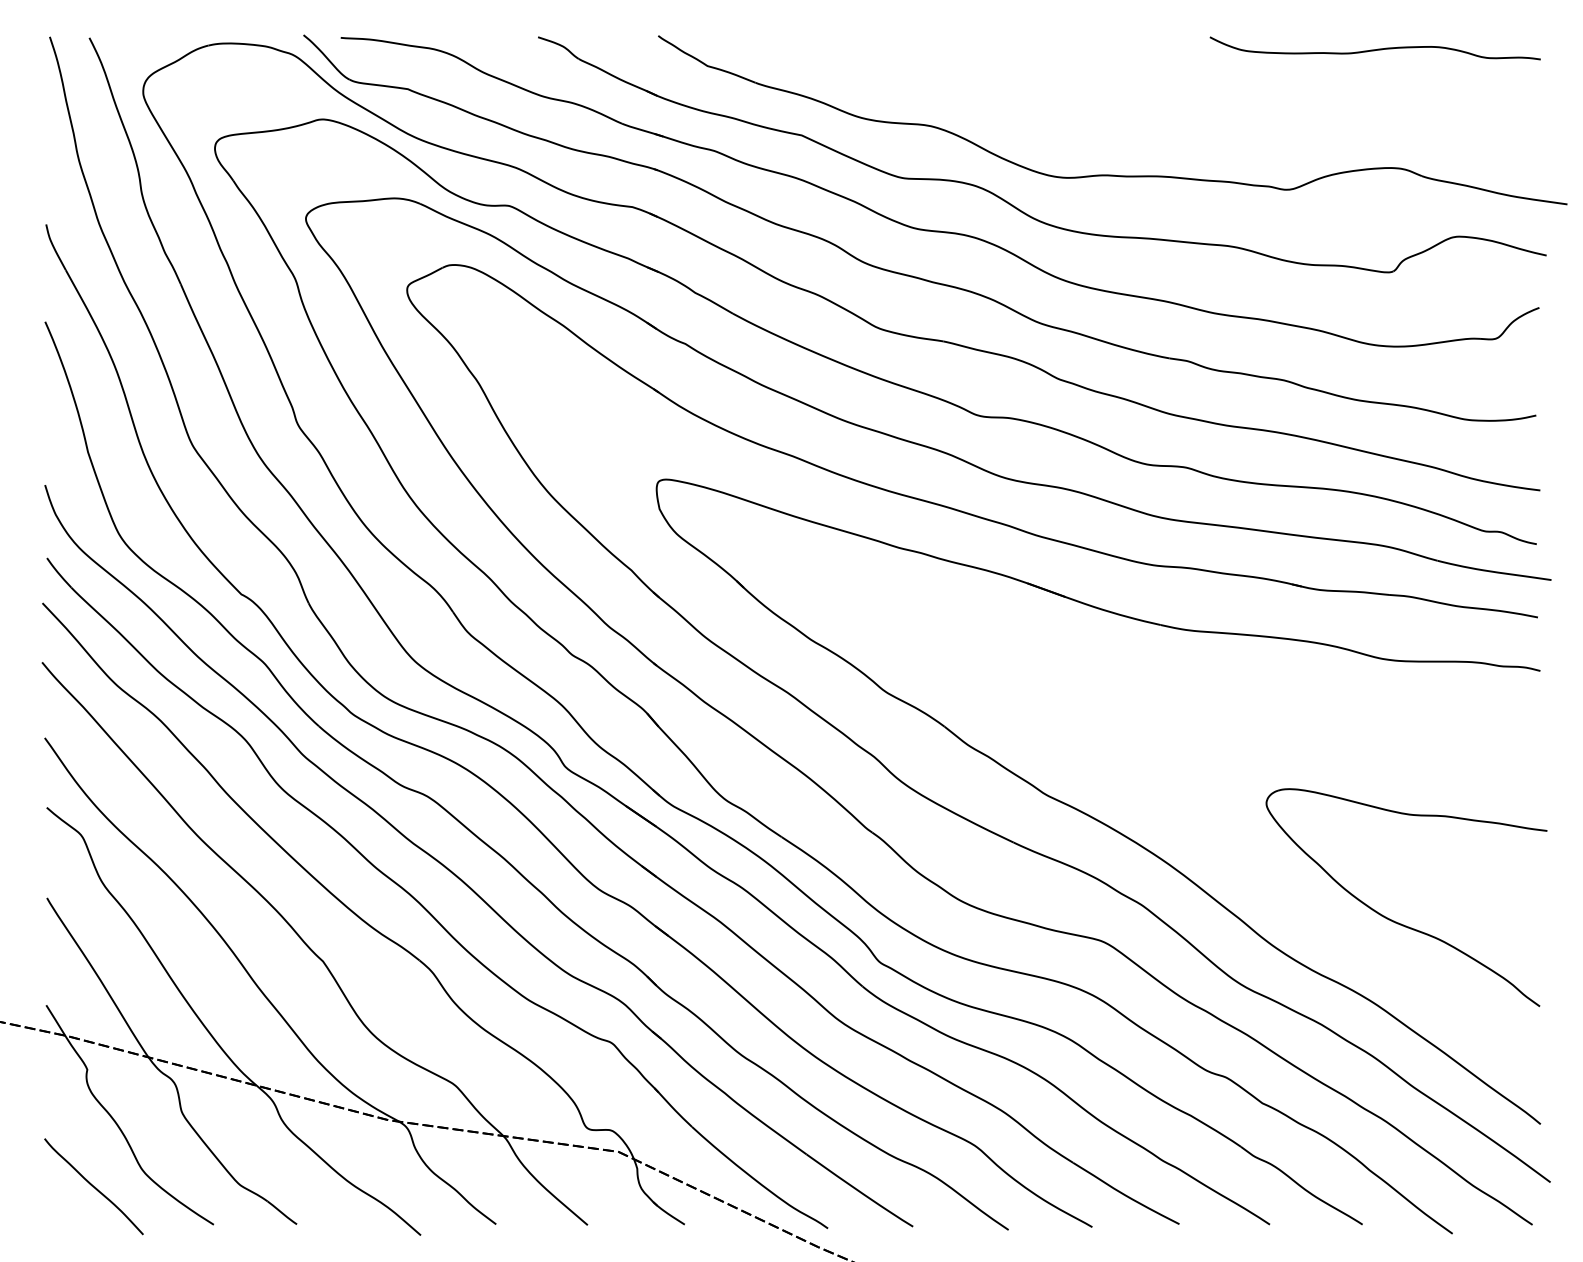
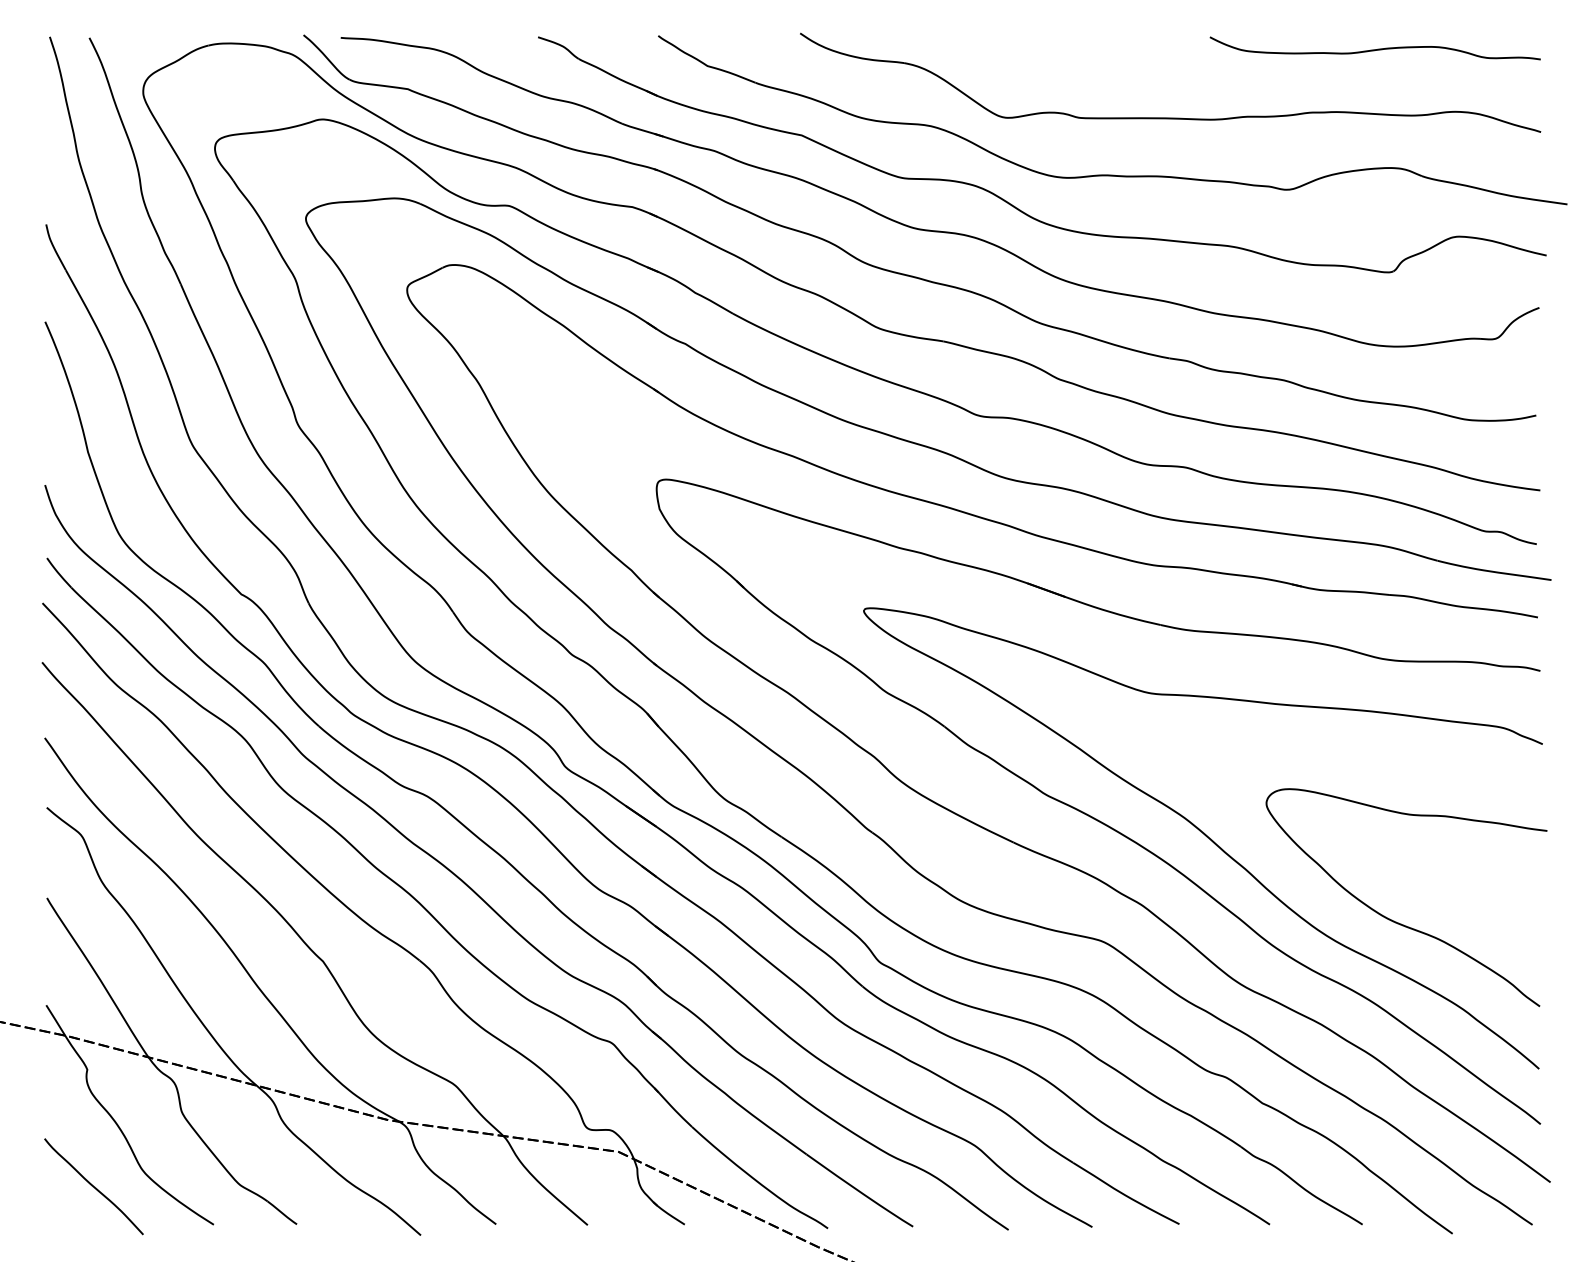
part: none -> present (1170, 117)
part: none -> present (1202, 838)
